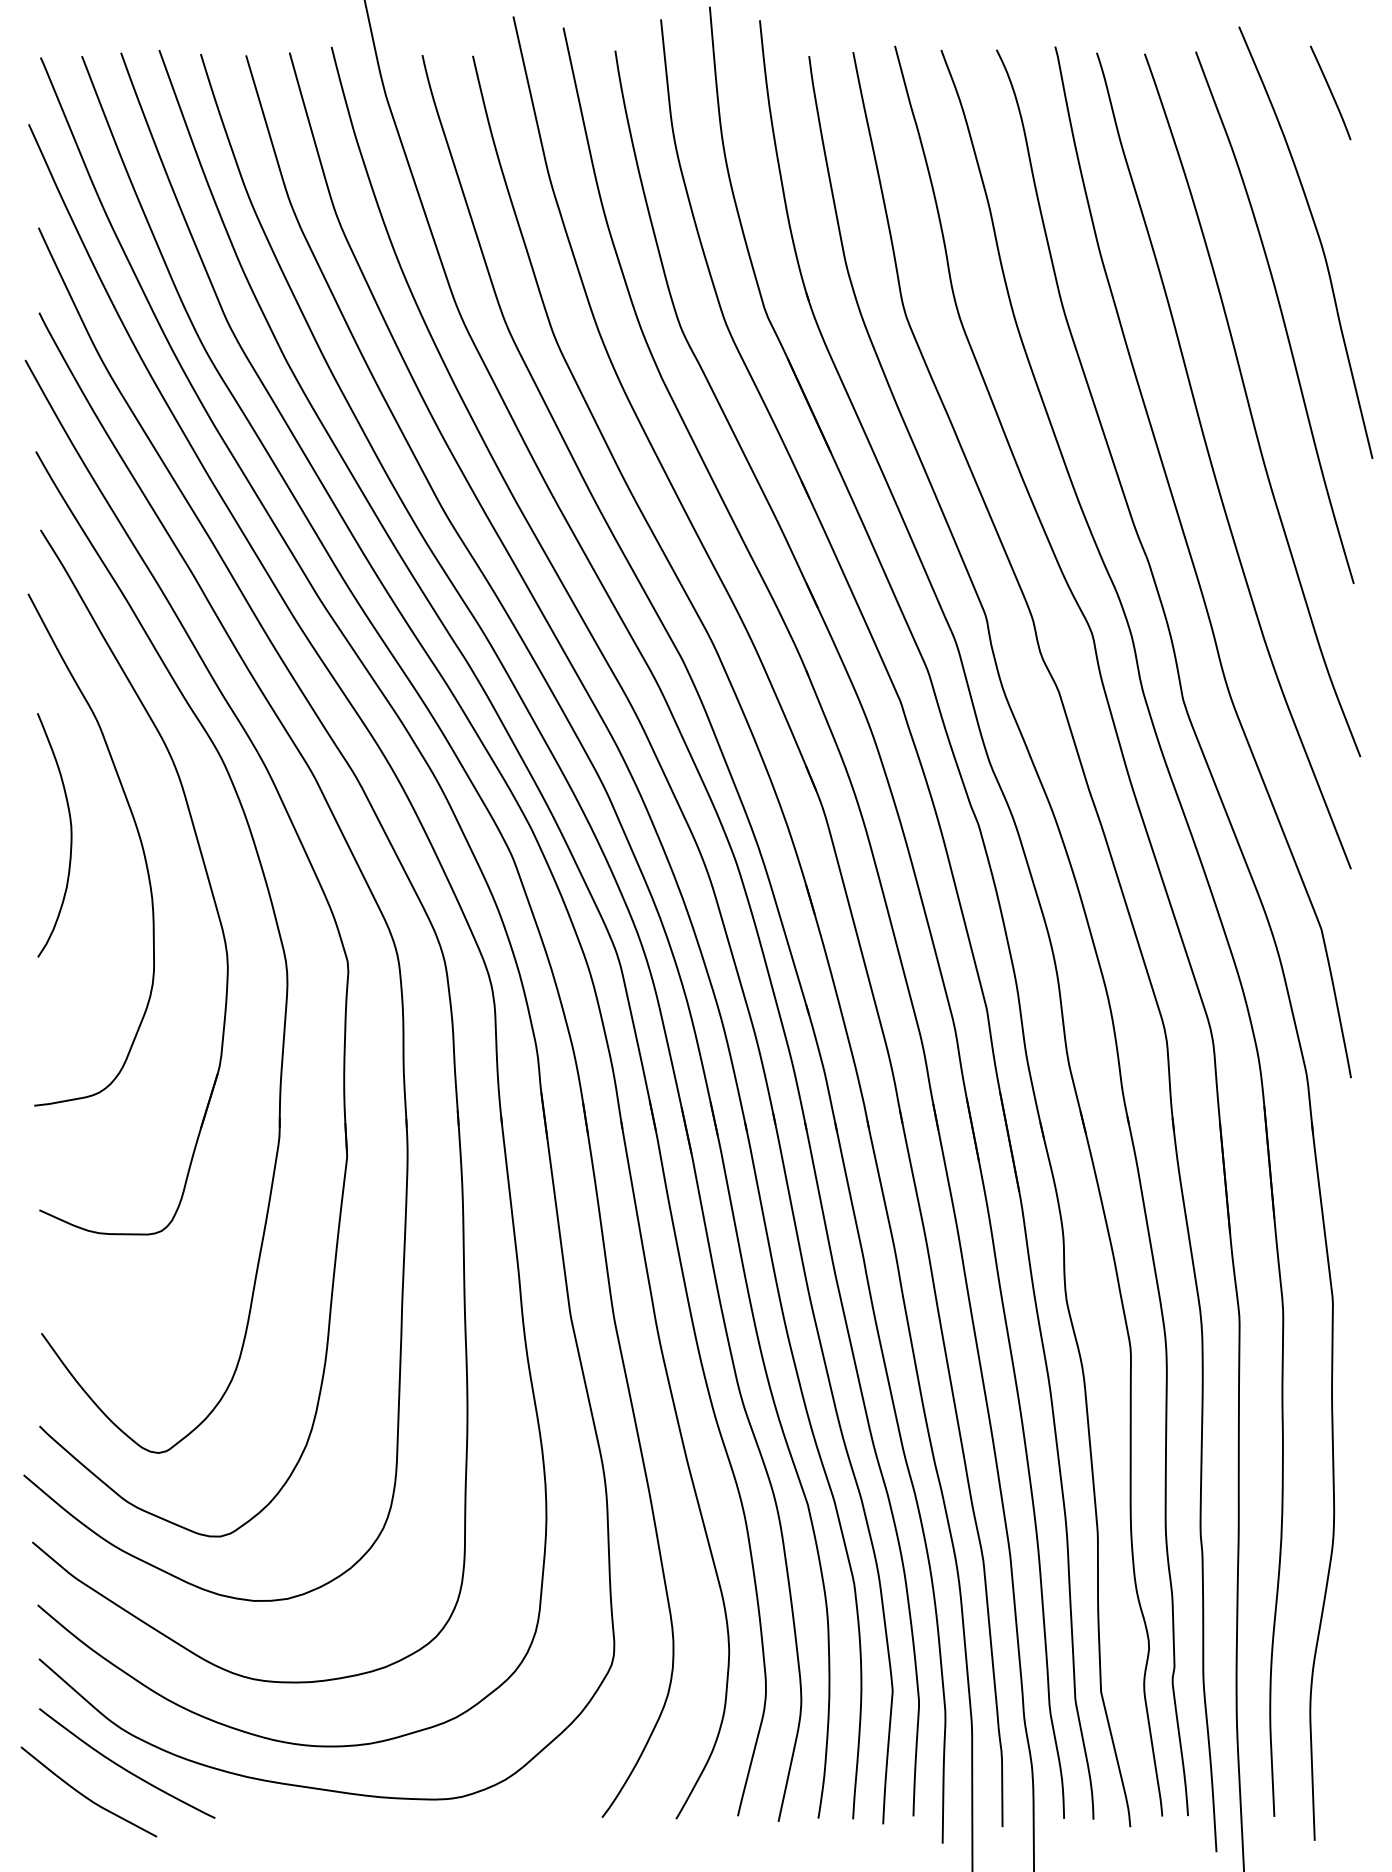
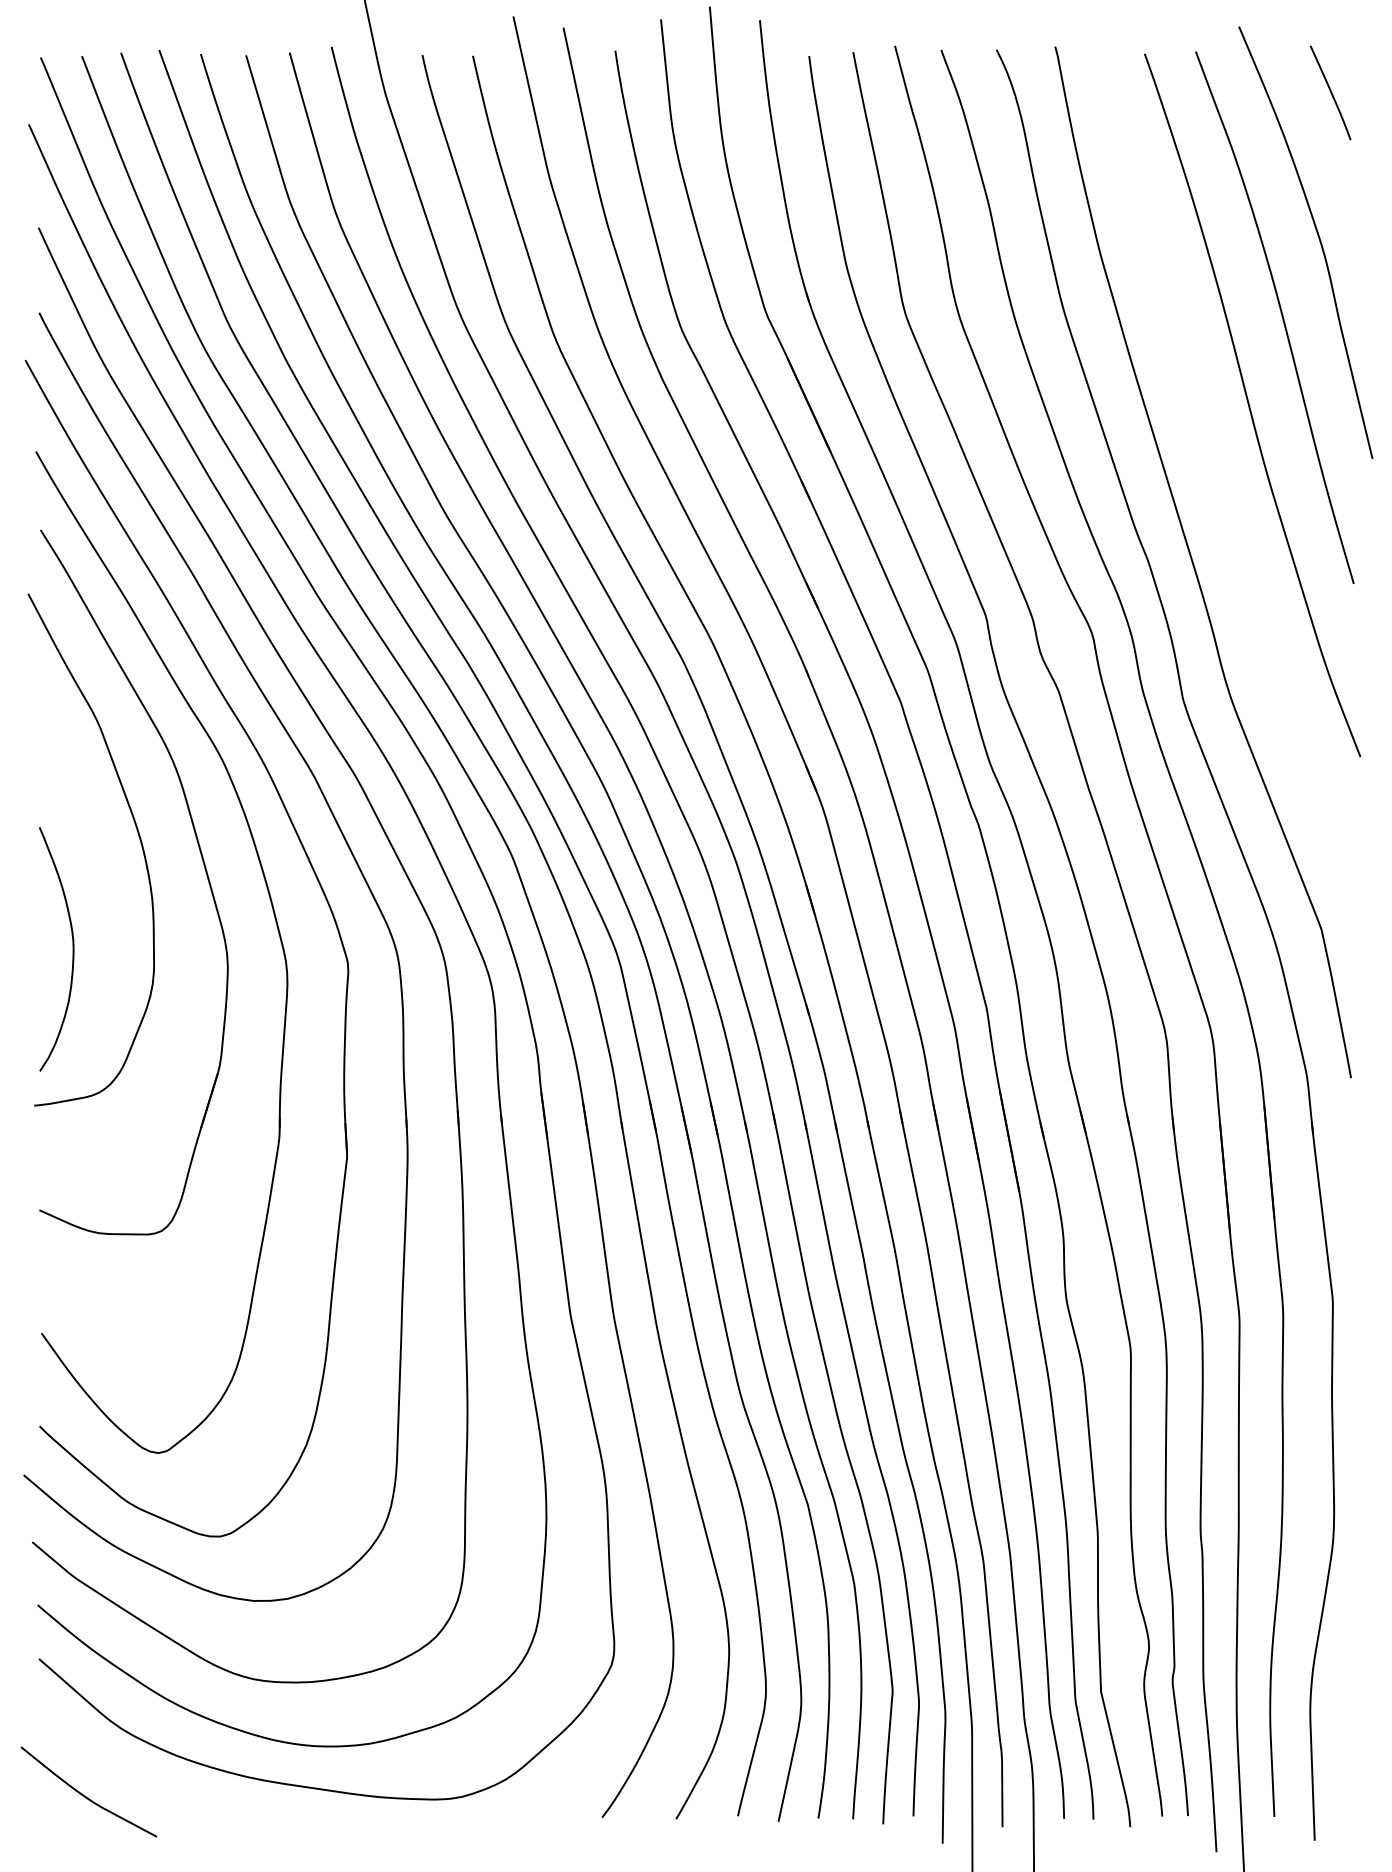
curve: present -> none (1212, 463)
curve position: (70, 835) -> (72, 949) (72, 949)
curve: present -> none (125, 1768)
